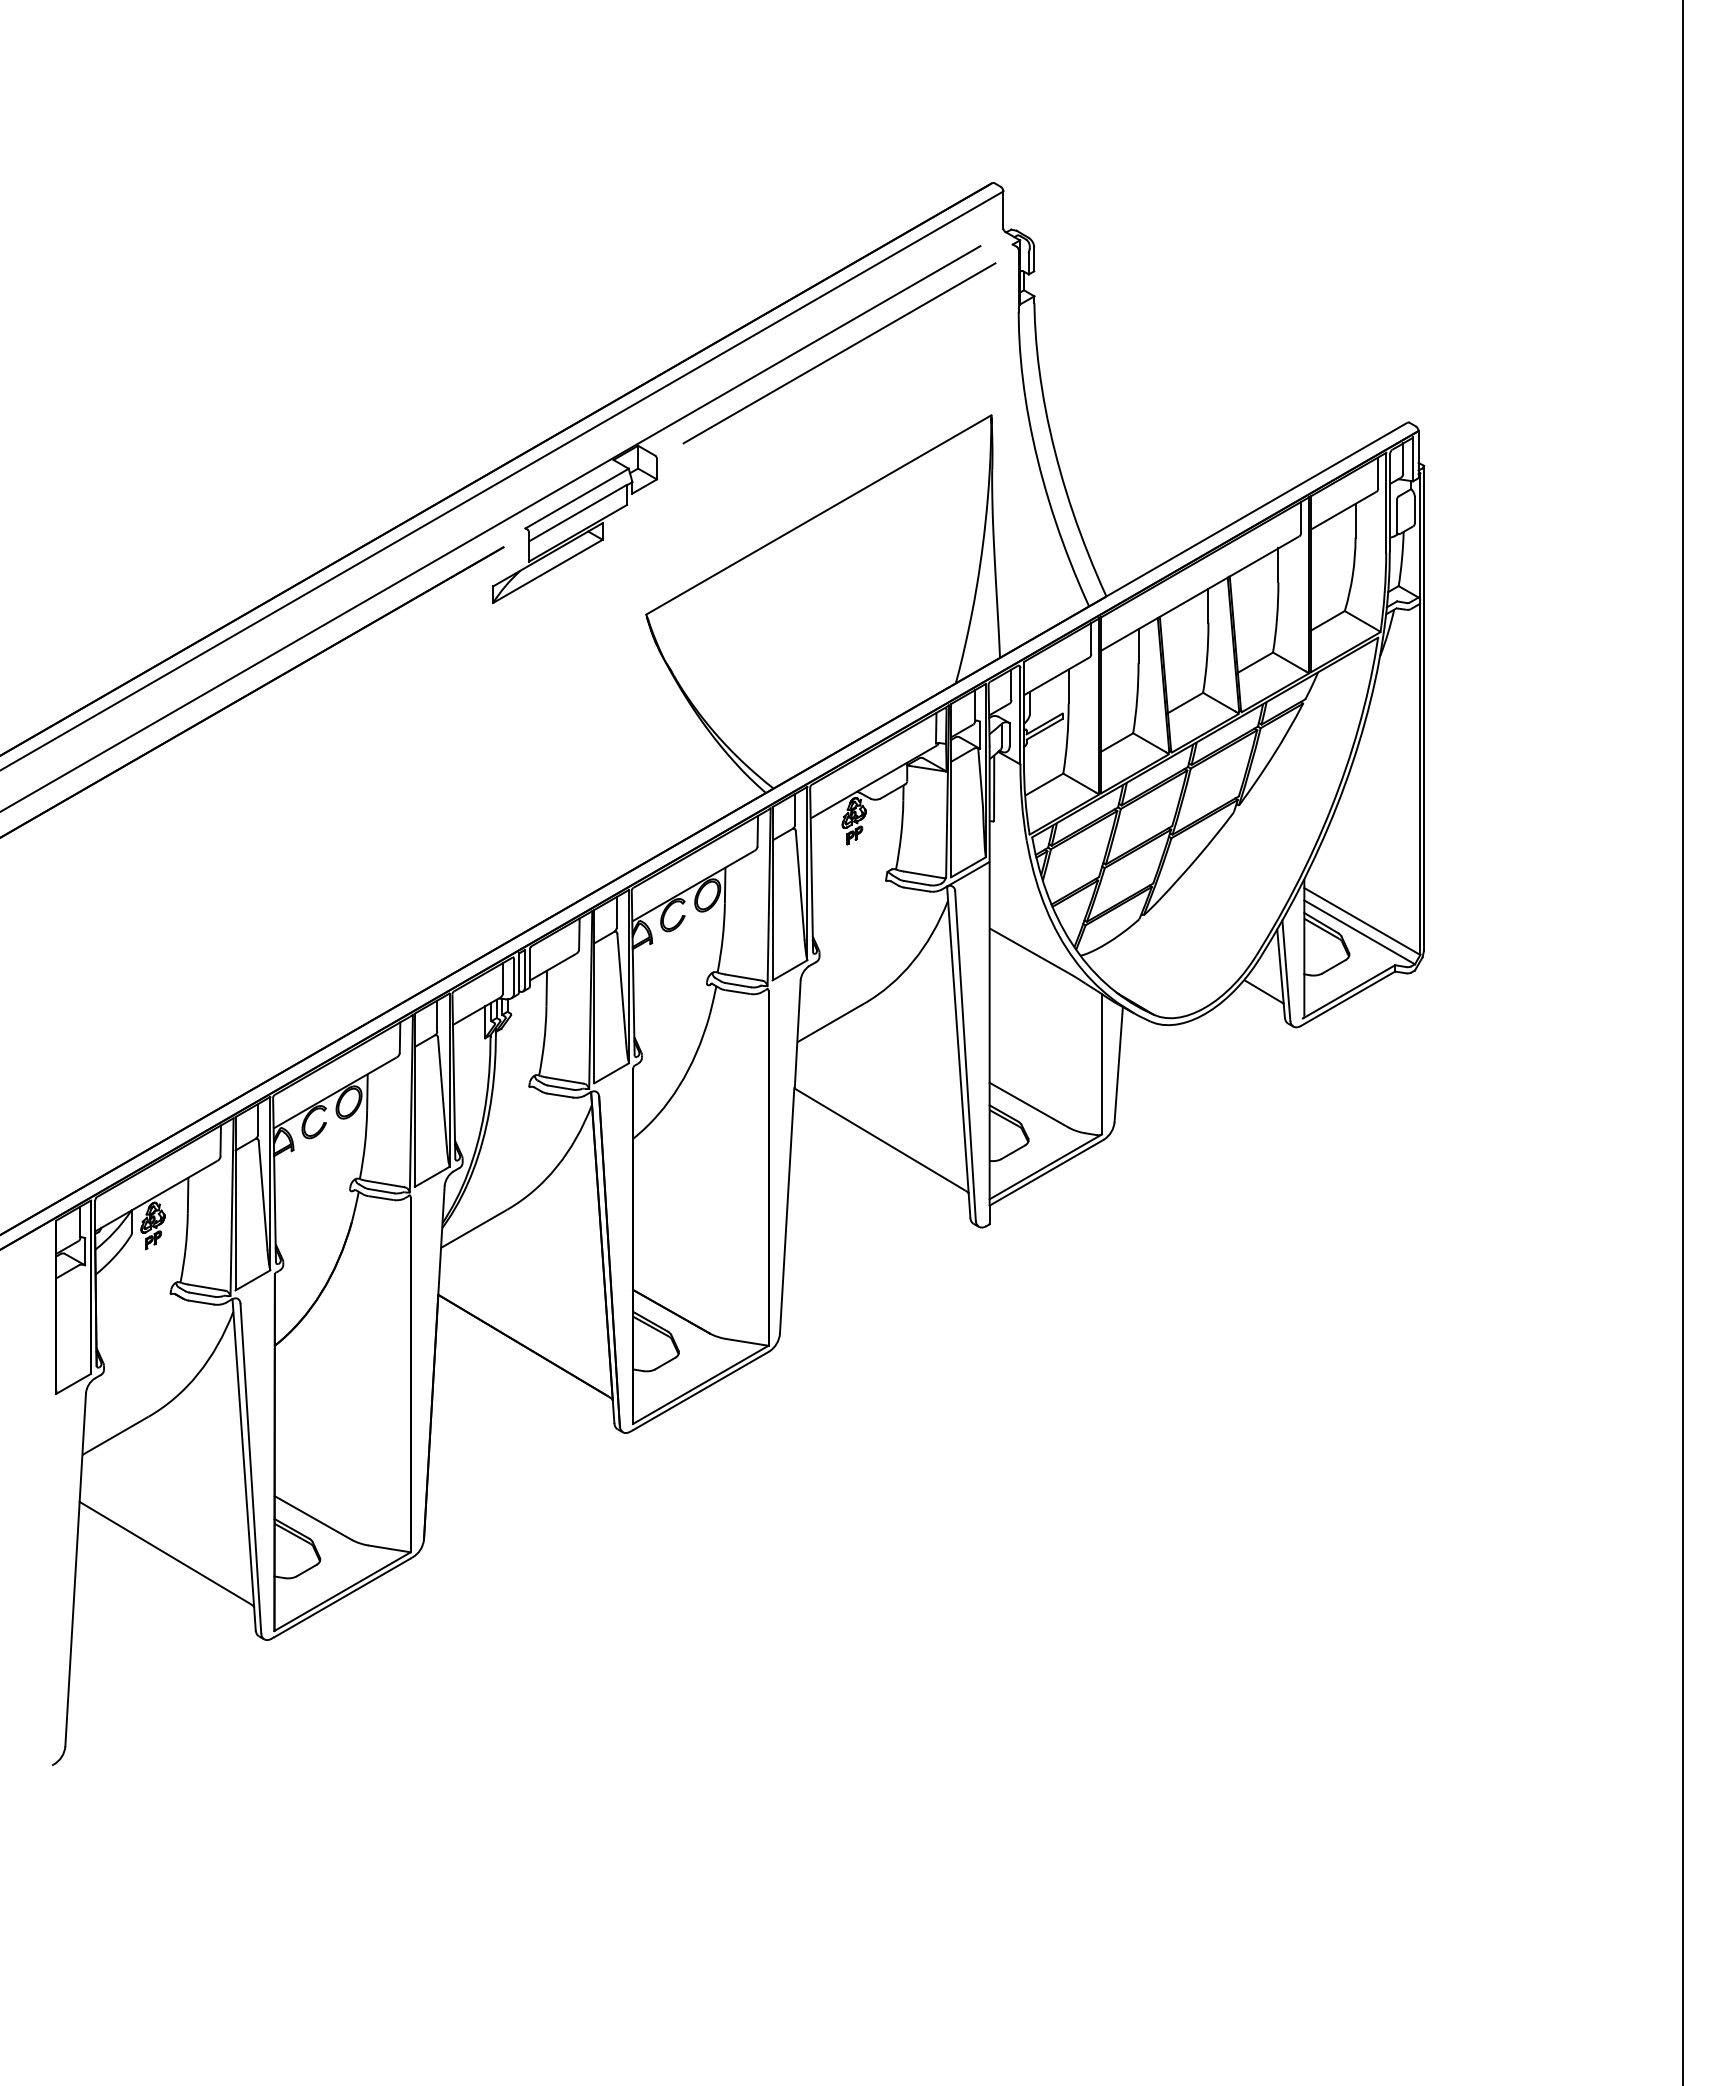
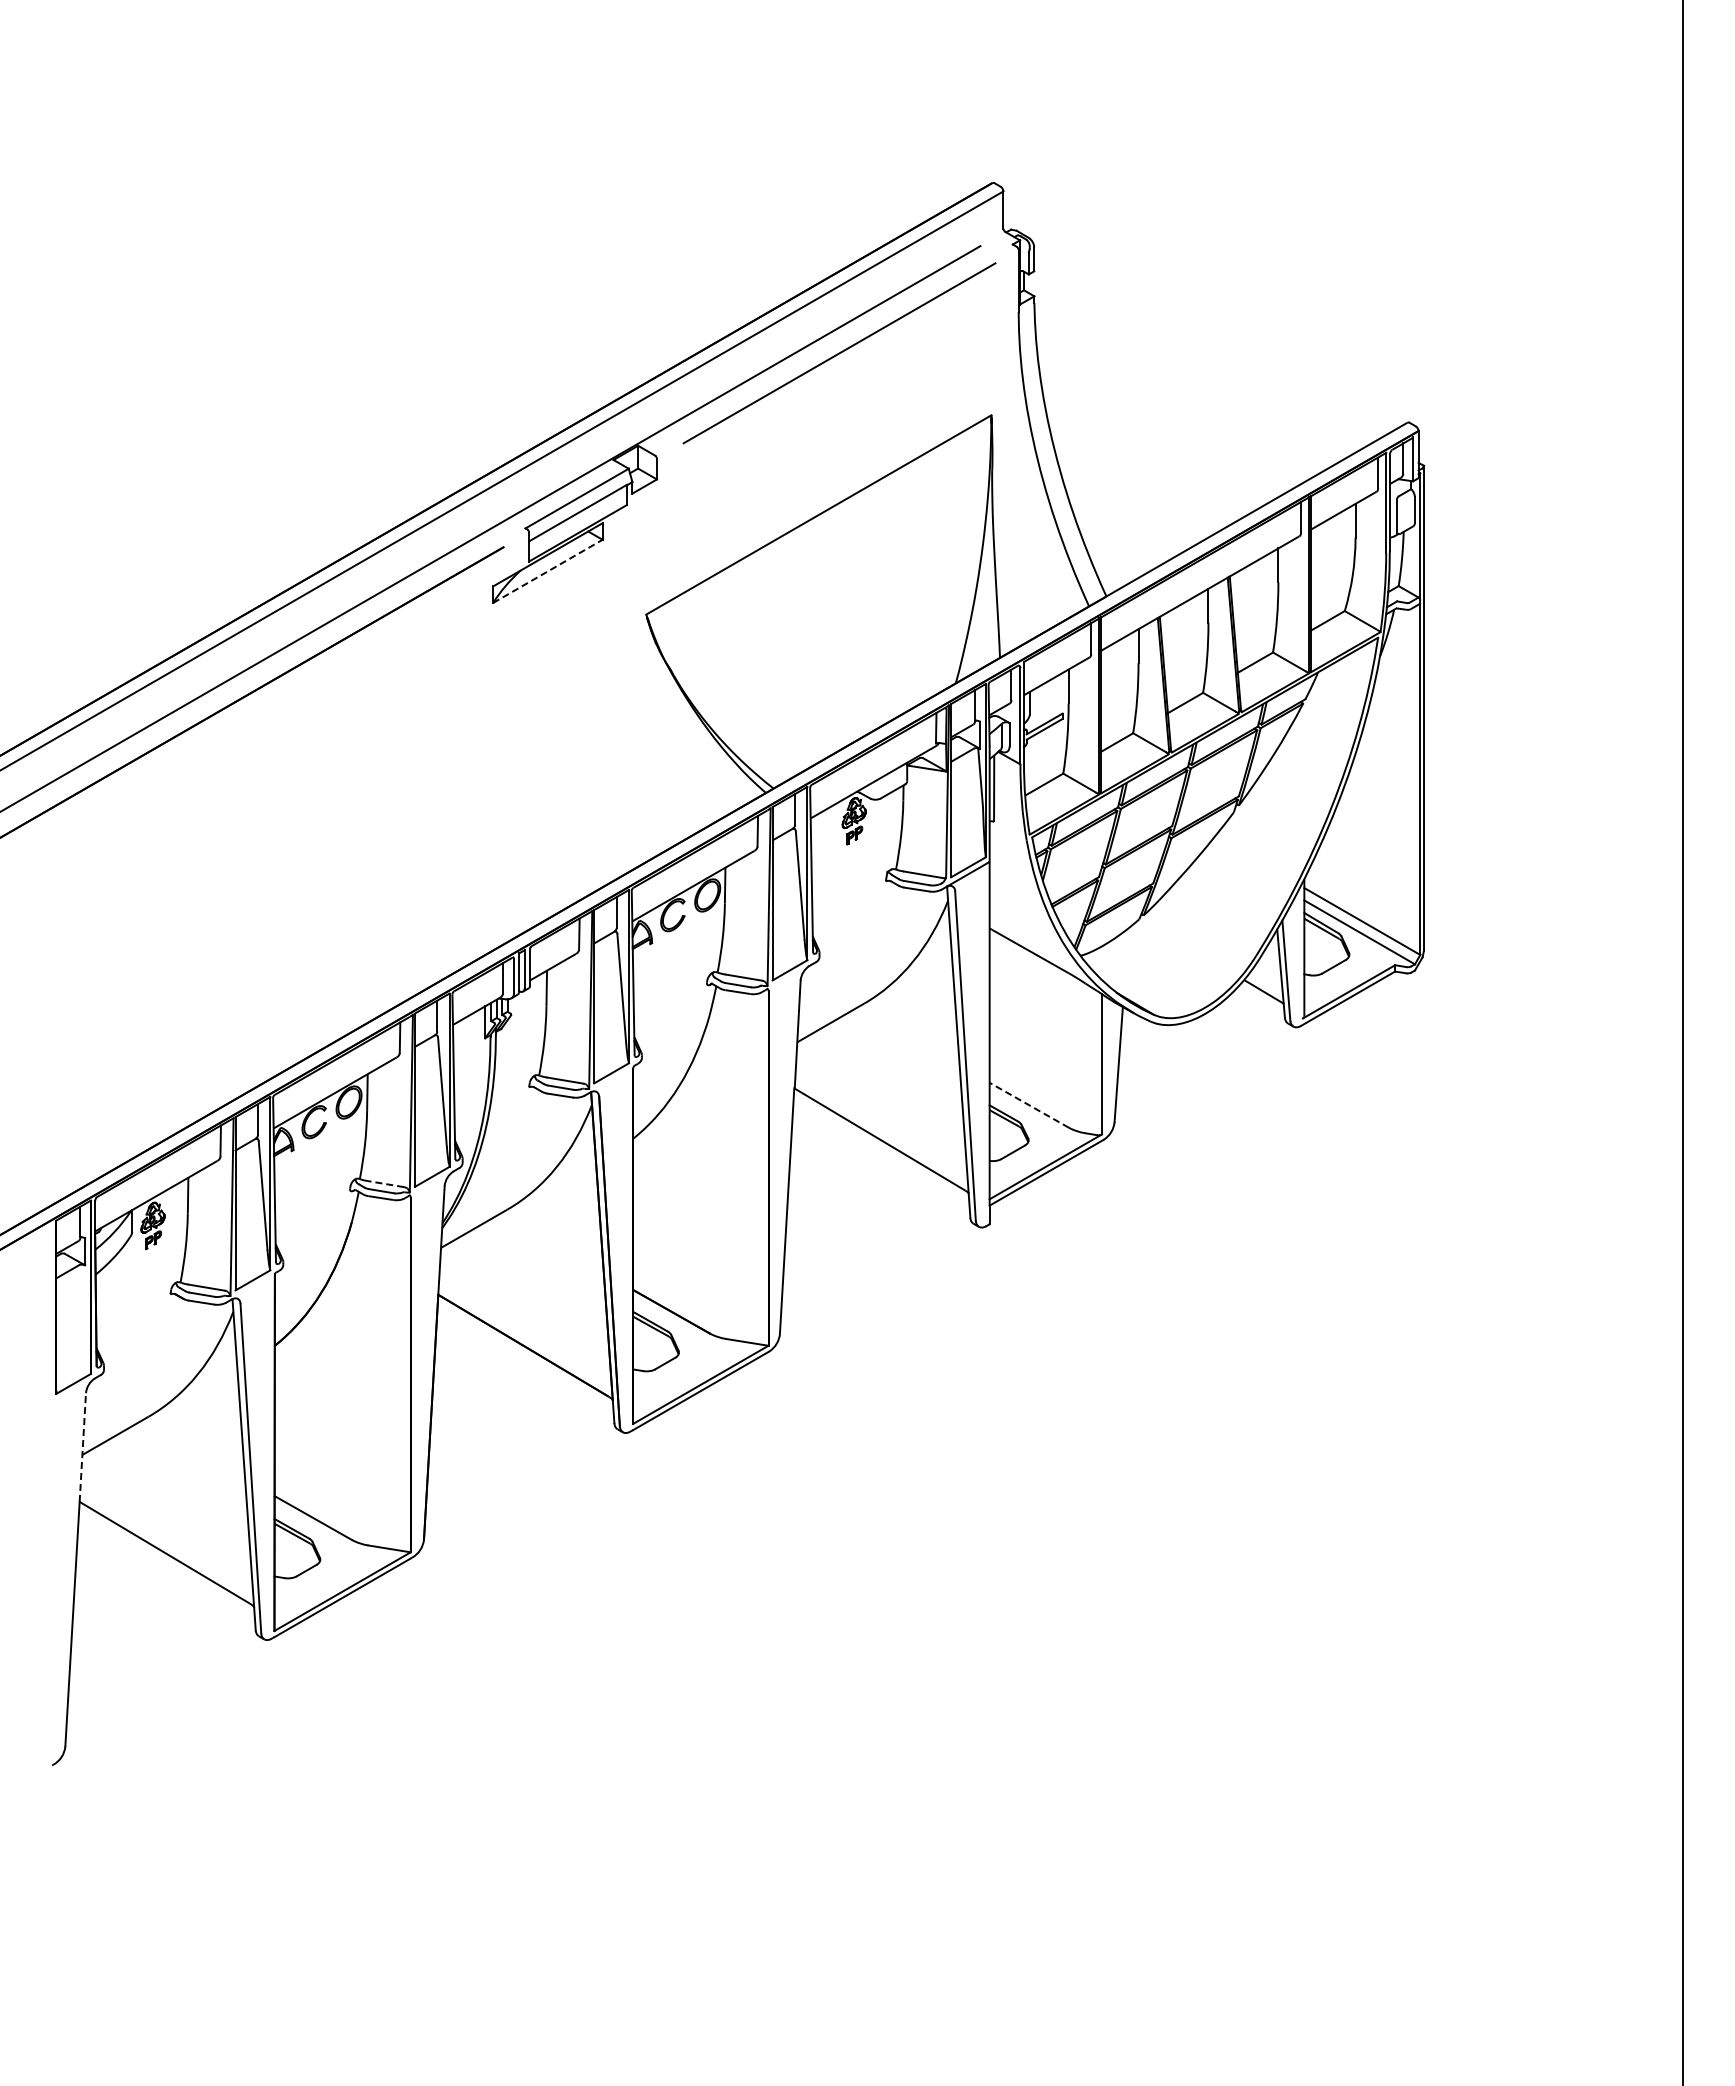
line: solid -> dashed (548, 571)
line: solid -> dashed (1029, 1105)
line: solid -> dashed (385, 1184)
line: solid -> dashed (82, 1447)
